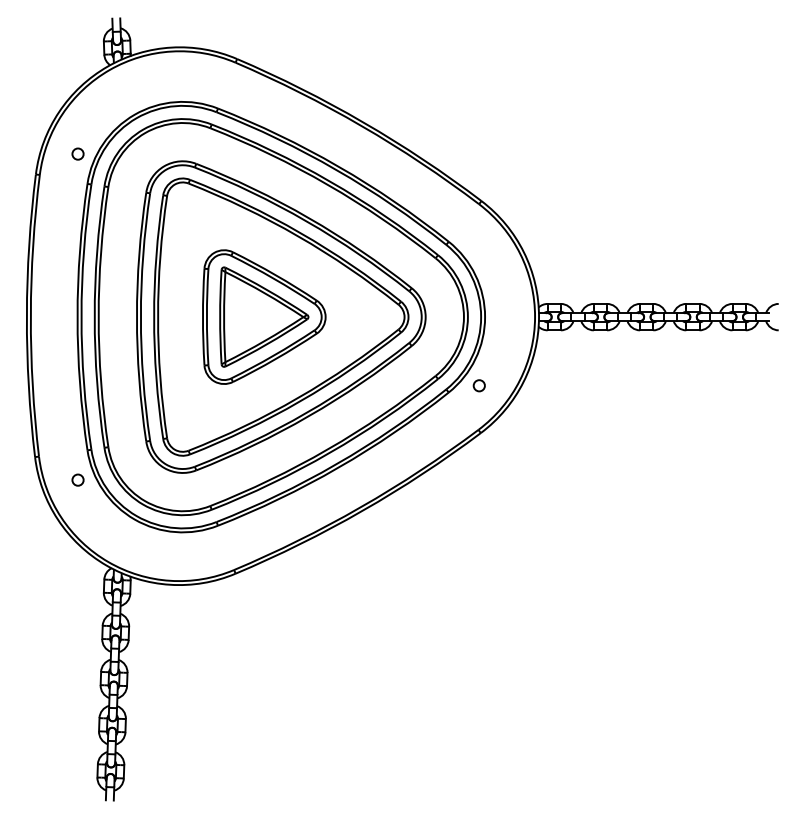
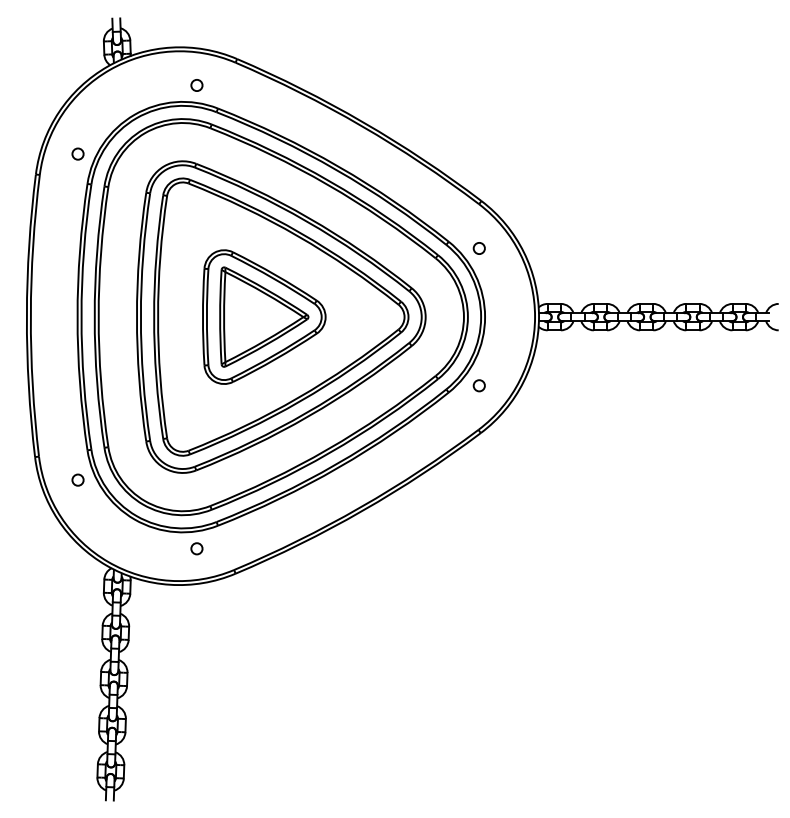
circle: none -> present (196, 85)
circle: none -> present (478, 248)
circle: none -> present (196, 548)
